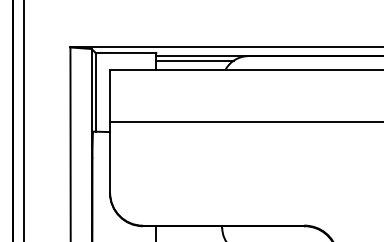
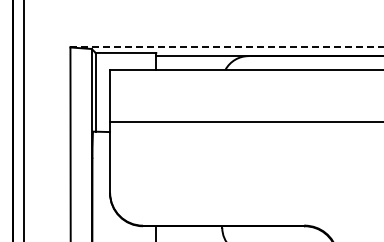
line: solid -> dashed (227, 47)
line: present -> none (194, 60)
